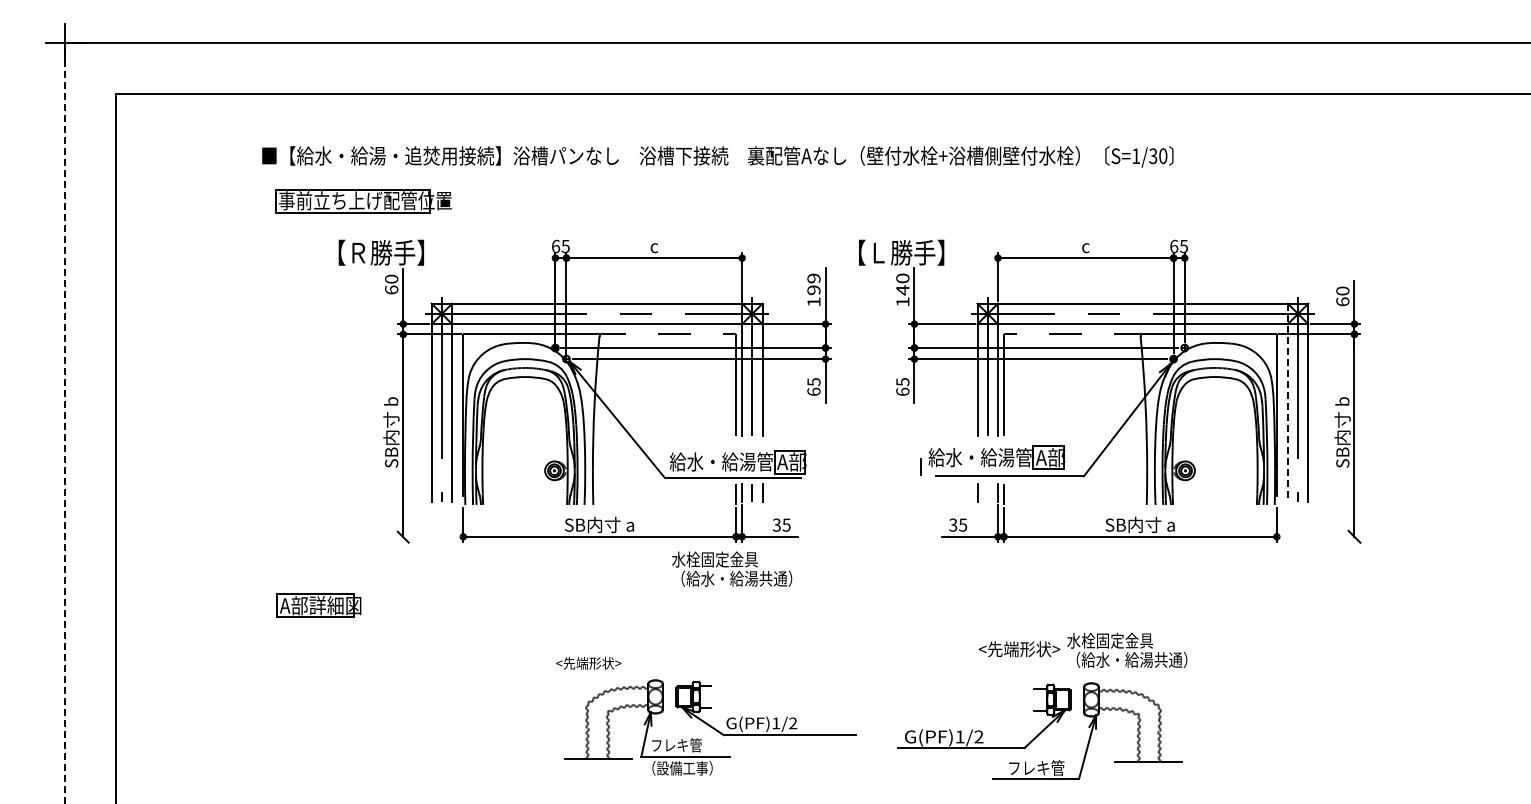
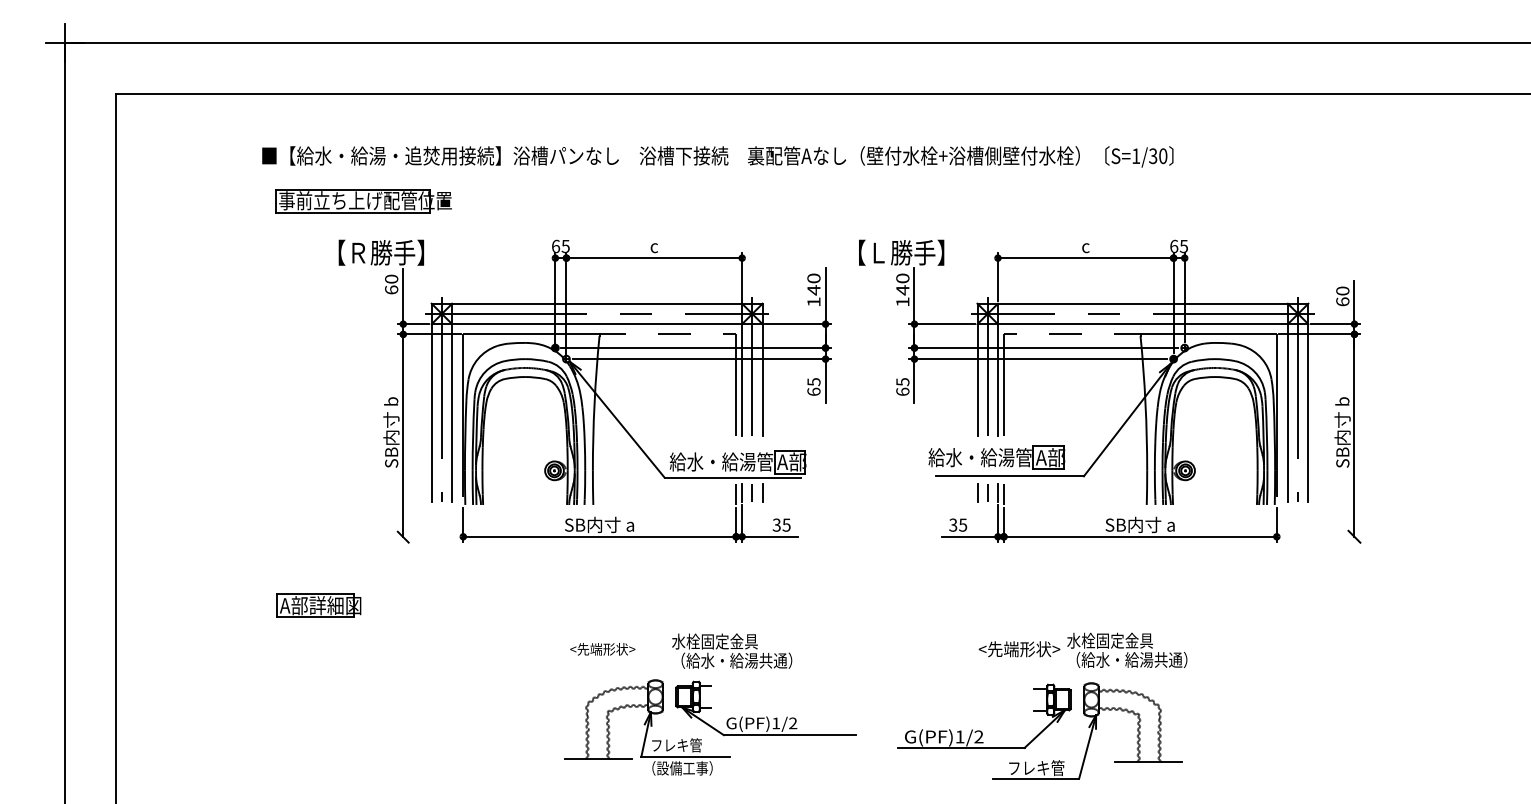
text: 199 -> 140 (813, 284)
line: dashed -> solid (1287, 403)
line: dashed -> solid (65, 423)
line position: (920, 466) -> (987, 492) (987, 492)
text position: (732, 568) -> (732, 650) (732, 650)
text position: (588, 663) -> (602, 649) (602, 649)
